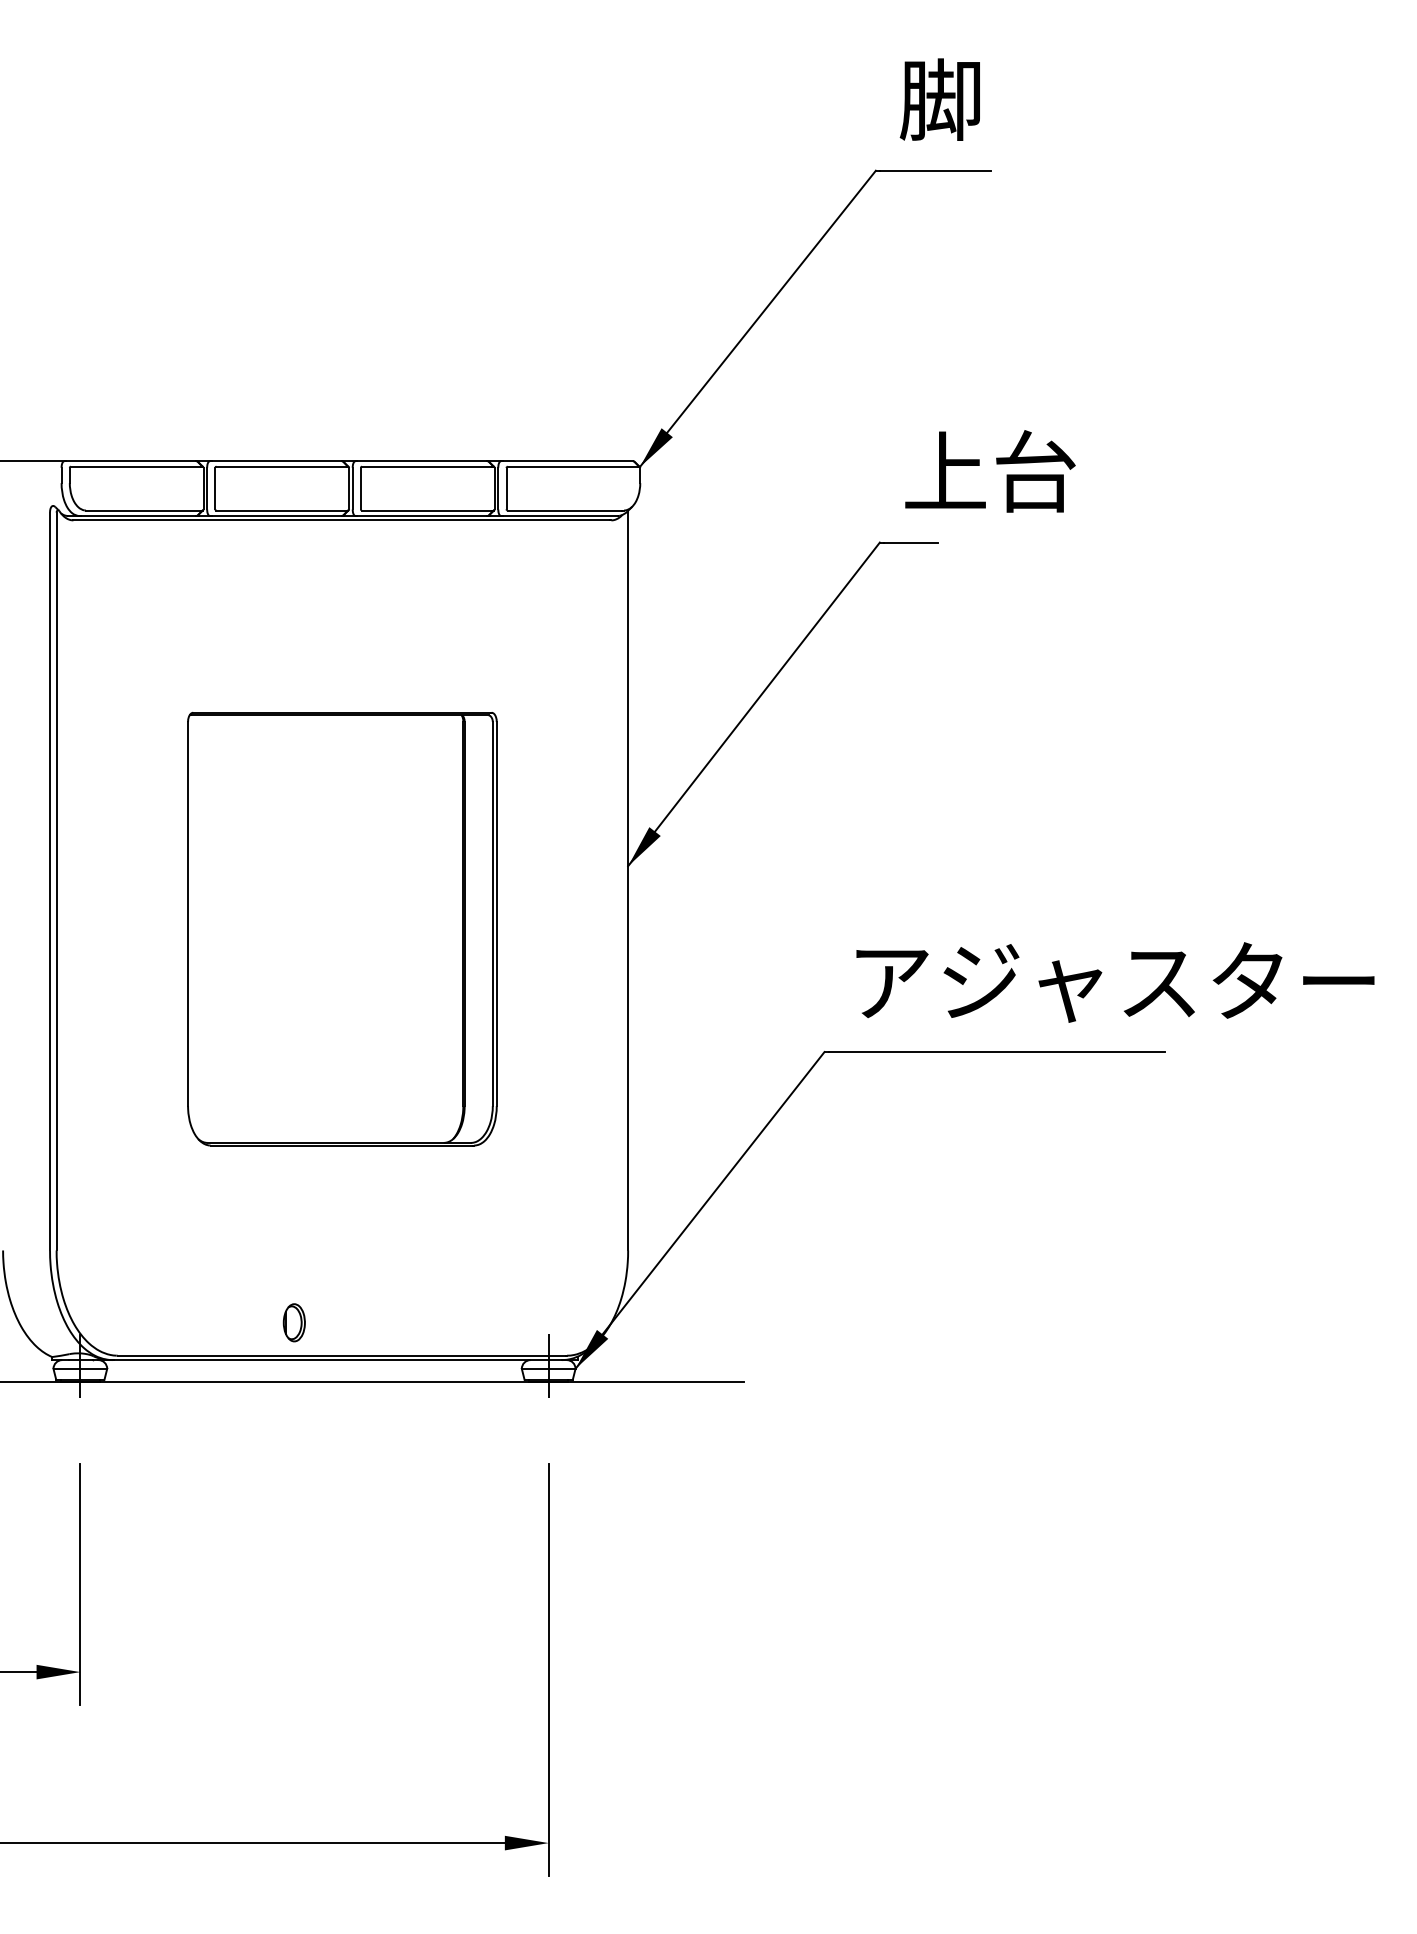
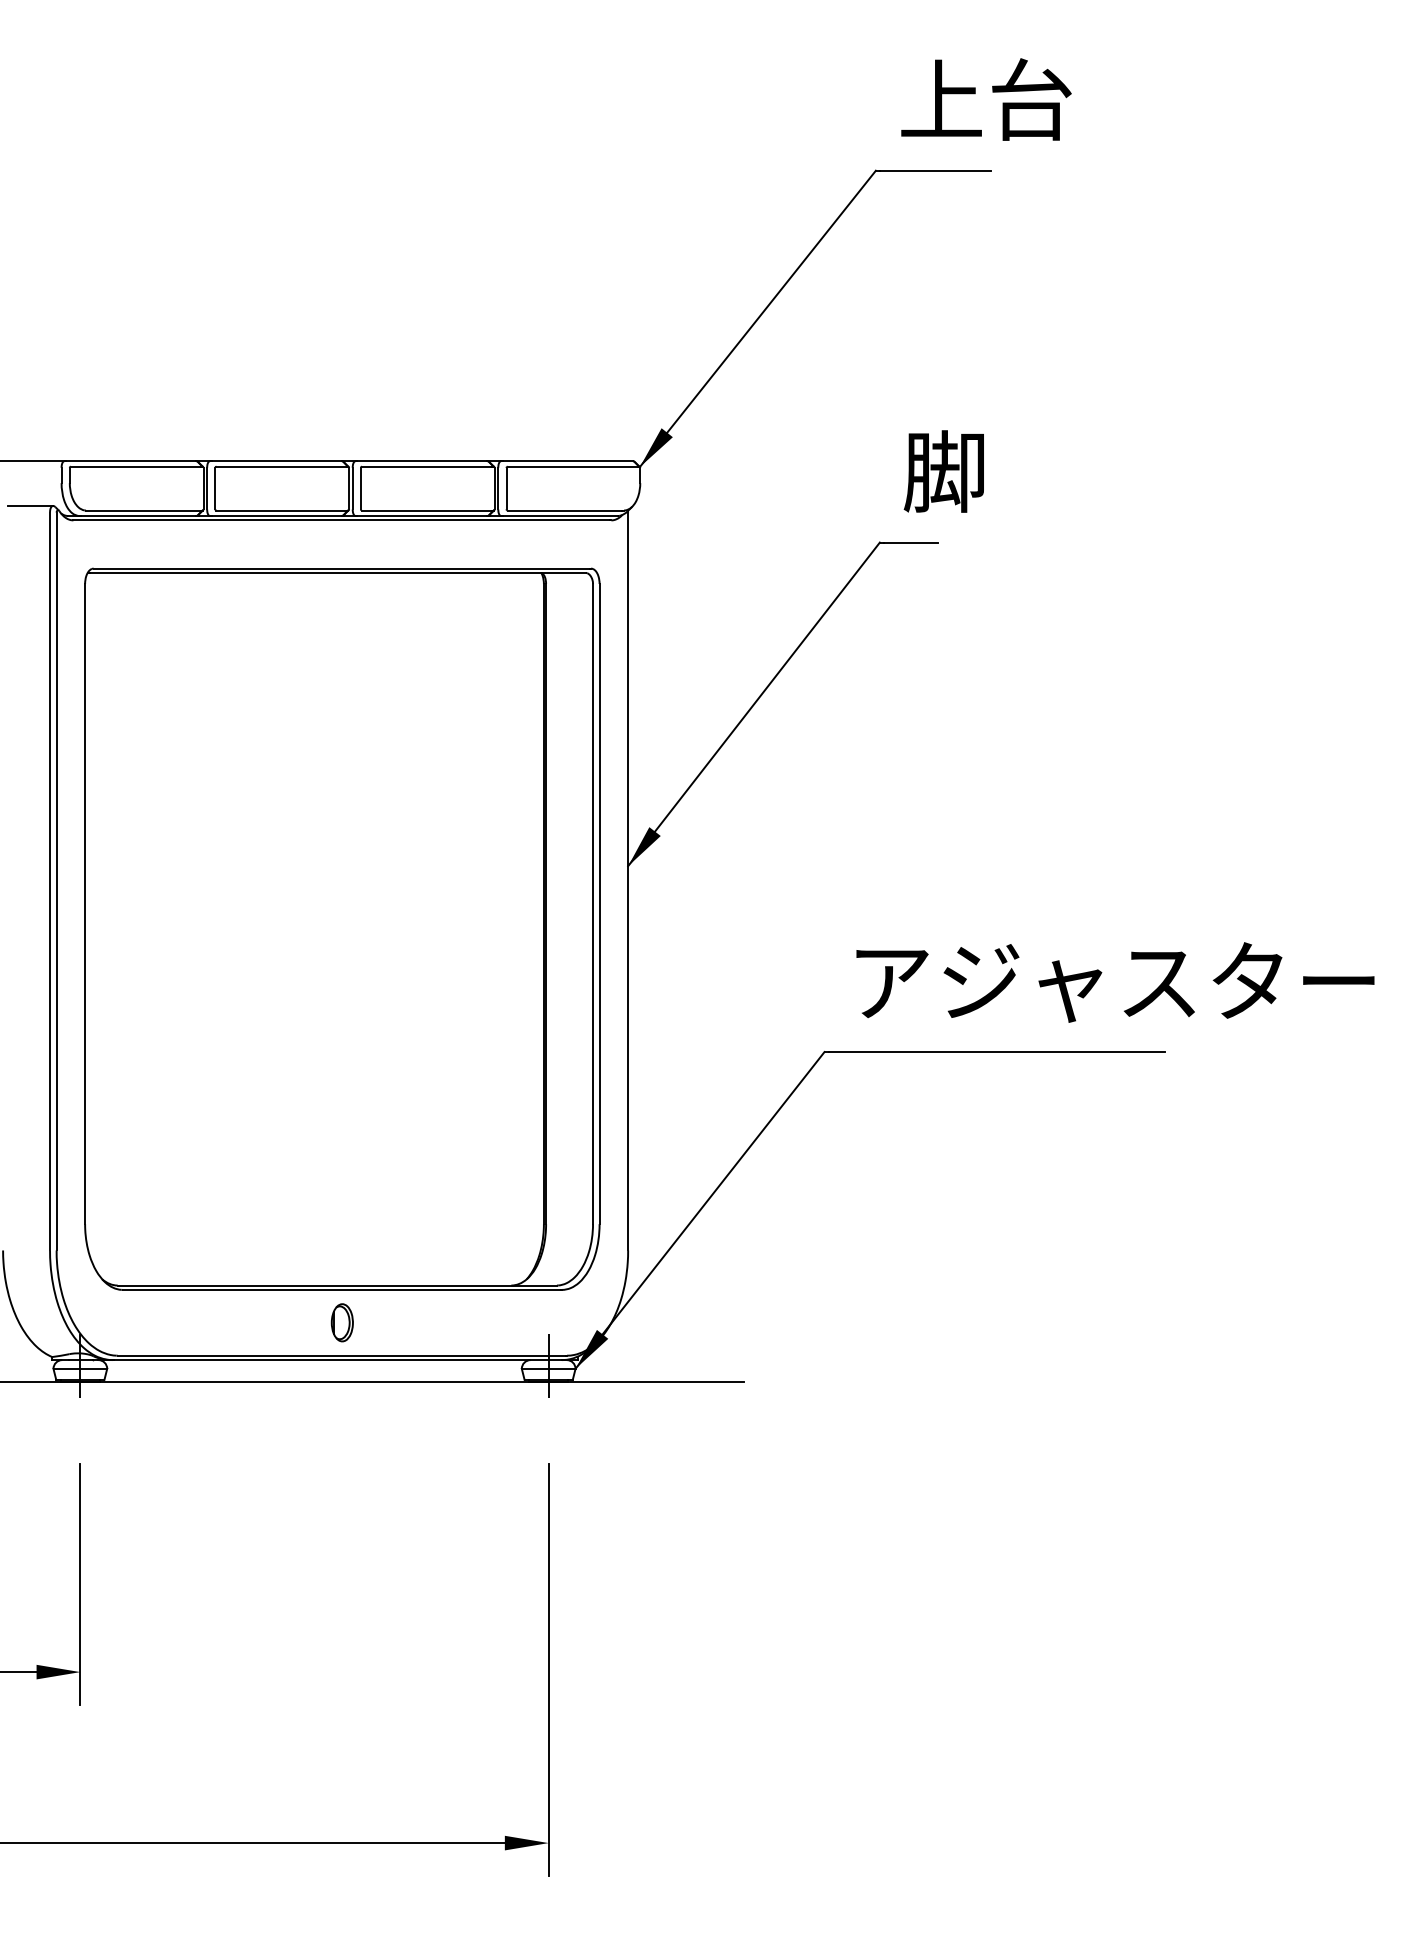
text: 脚 -> 上台 (985, 99)
text: 上台 -> 脚 (989, 471)
line: none -> present (30, 505)
part size: 311x435 px -> 517x724 px (342, 928)
part position: (293, 1322) -> (341, 1322) (341, 1322)
